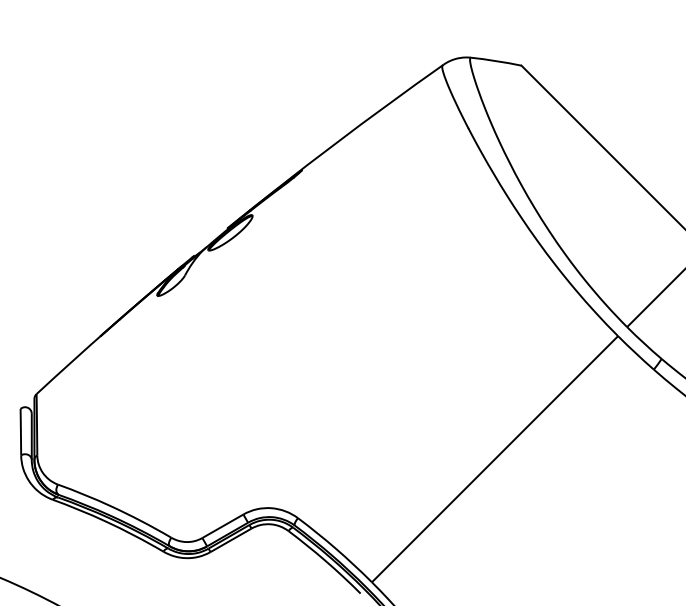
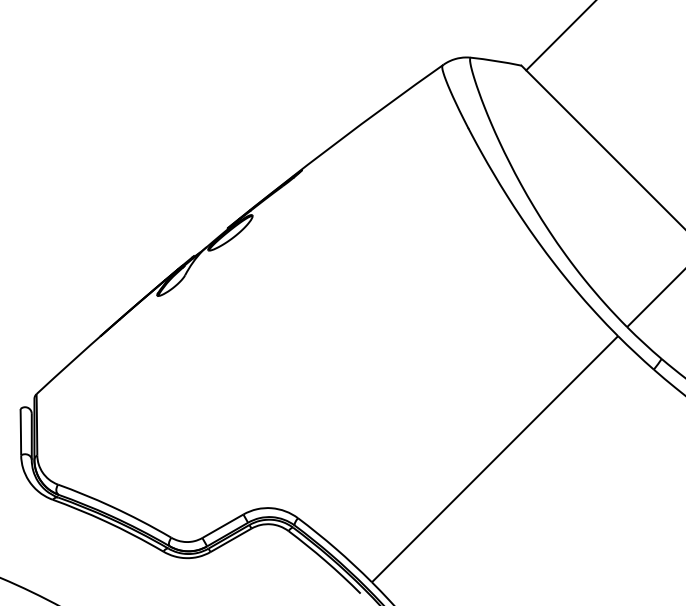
line: none -> present (560, 36)
